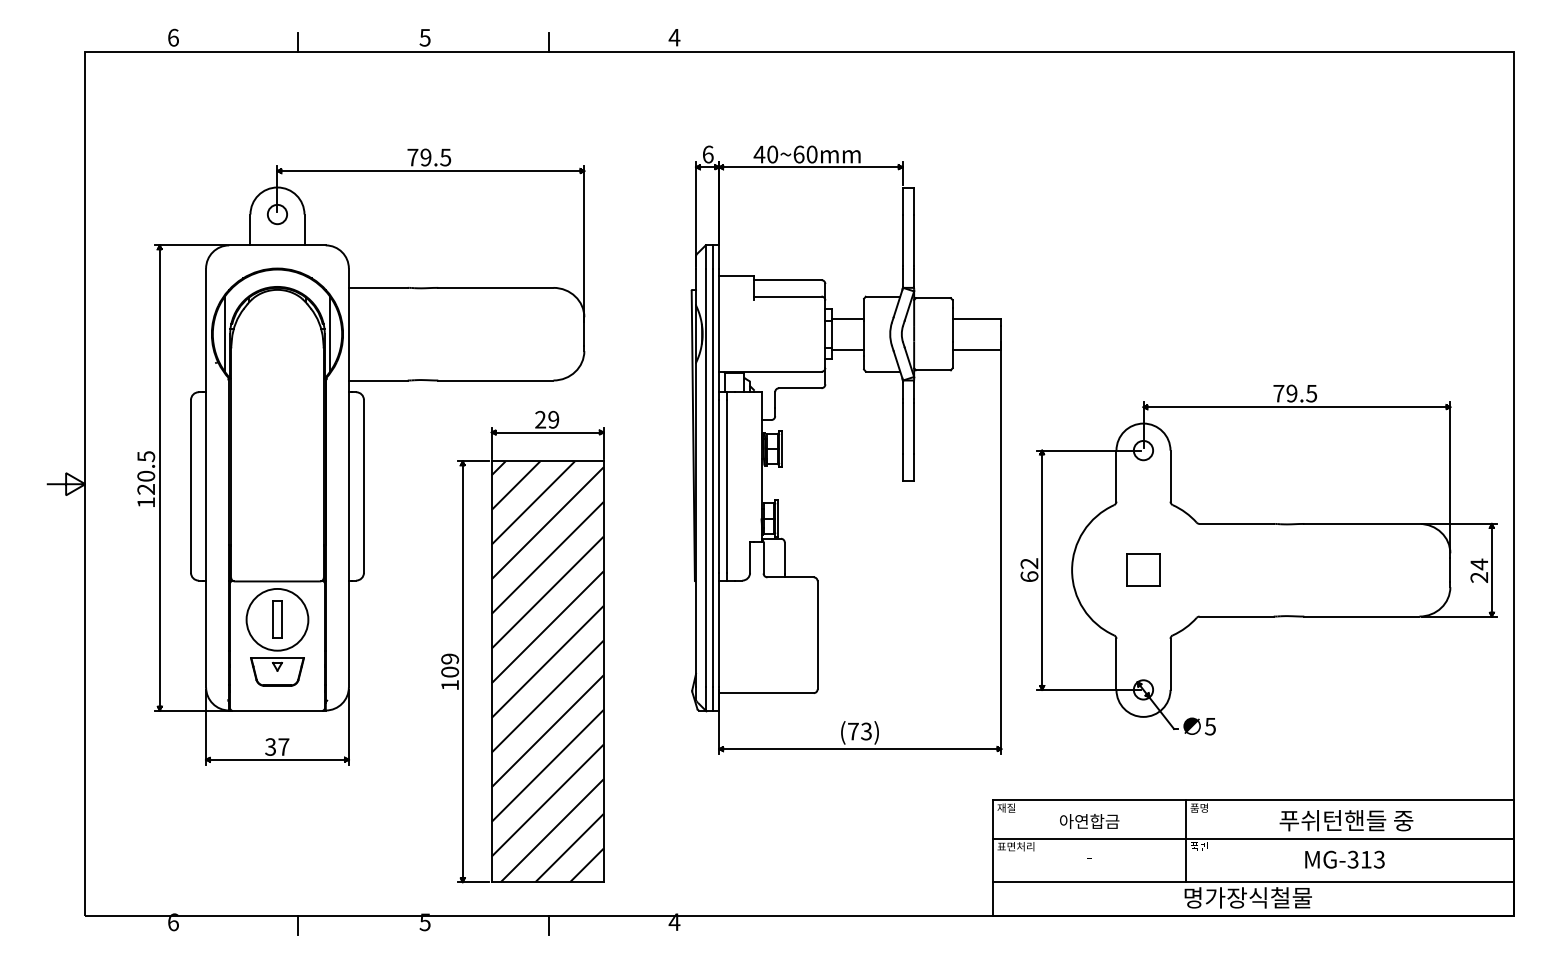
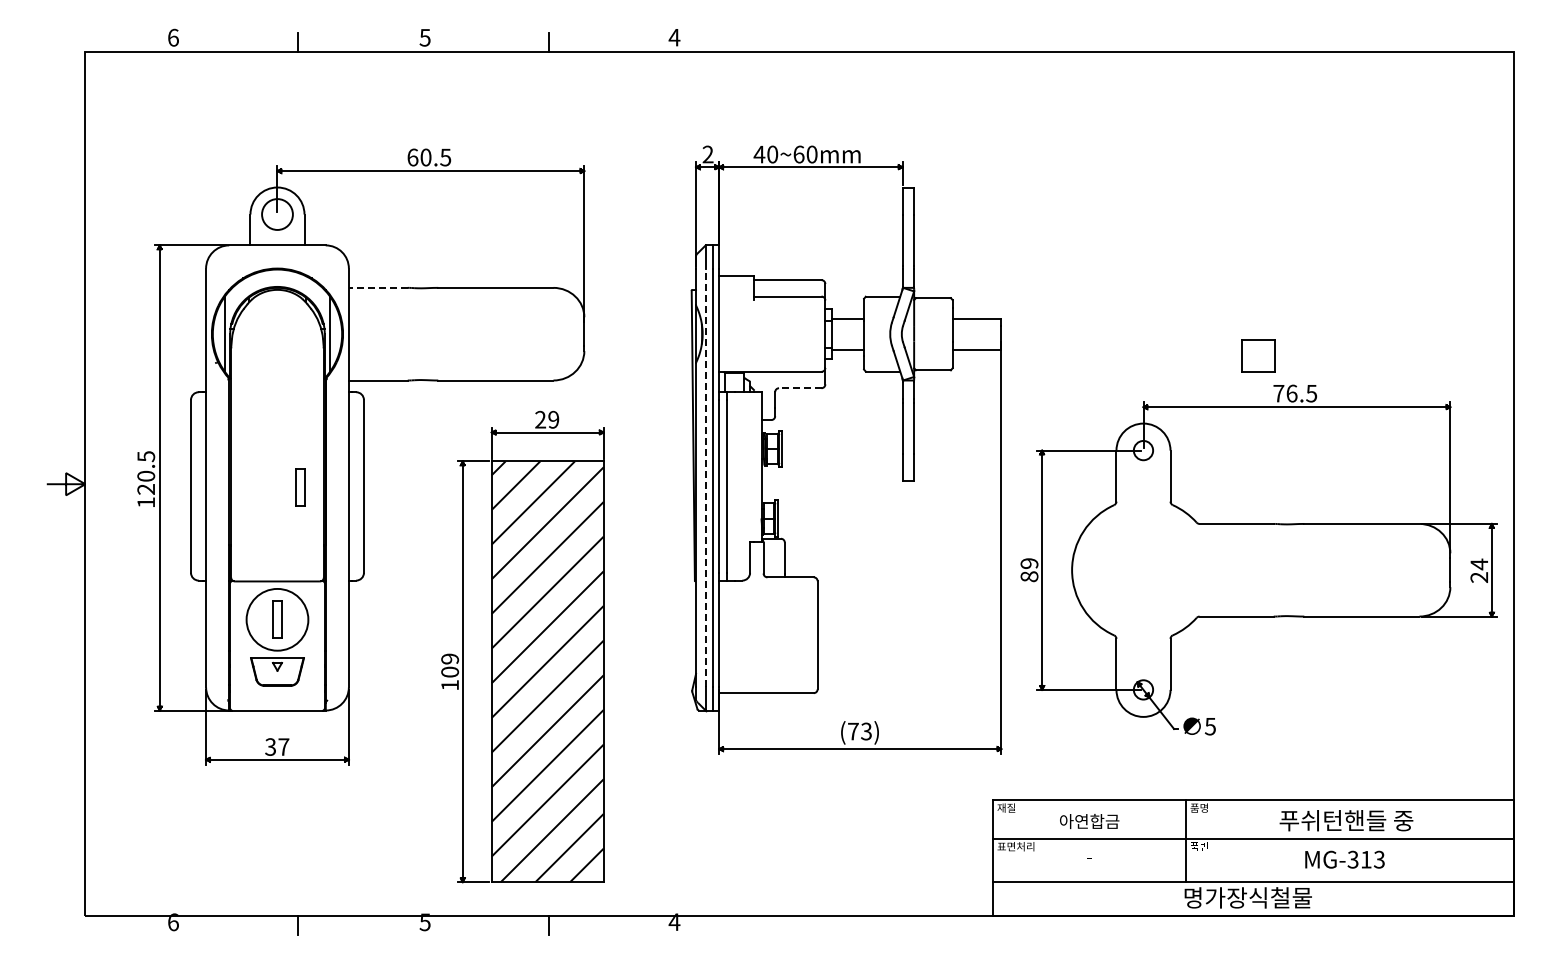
text: 6 -> 2 (707, 154)
text: 79.5 -> 60.5 (419, 157)
circle diameter: 19 px -> 31 px (277, 214)
line: solid -> dashed (377, 287)
line: solid -> dashed (799, 388)
text: 79.5 -> 76.5 (1291, 393)
line: solid -> dashed (705, 477)
part: none -> present (300, 487)
part position: (1143, 569) -> (1258, 355) (1258, 355)
text: 62 -> 89 (1029, 570)
